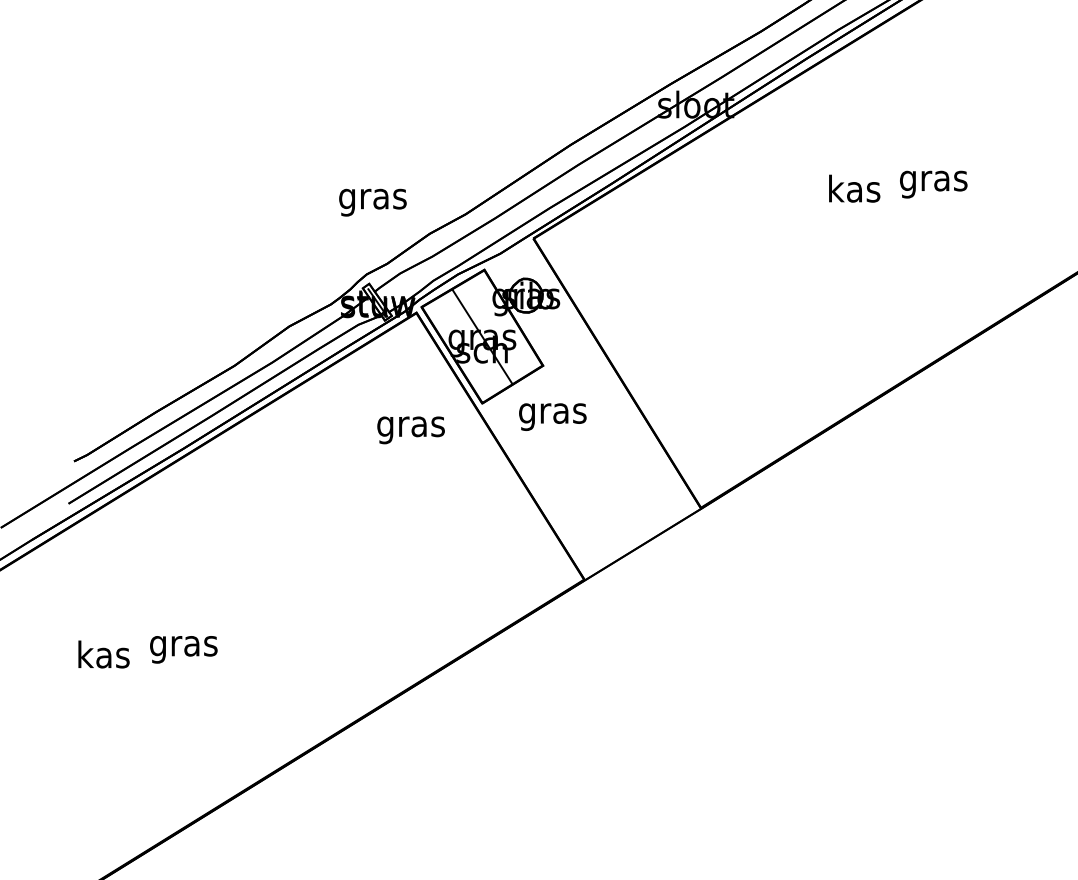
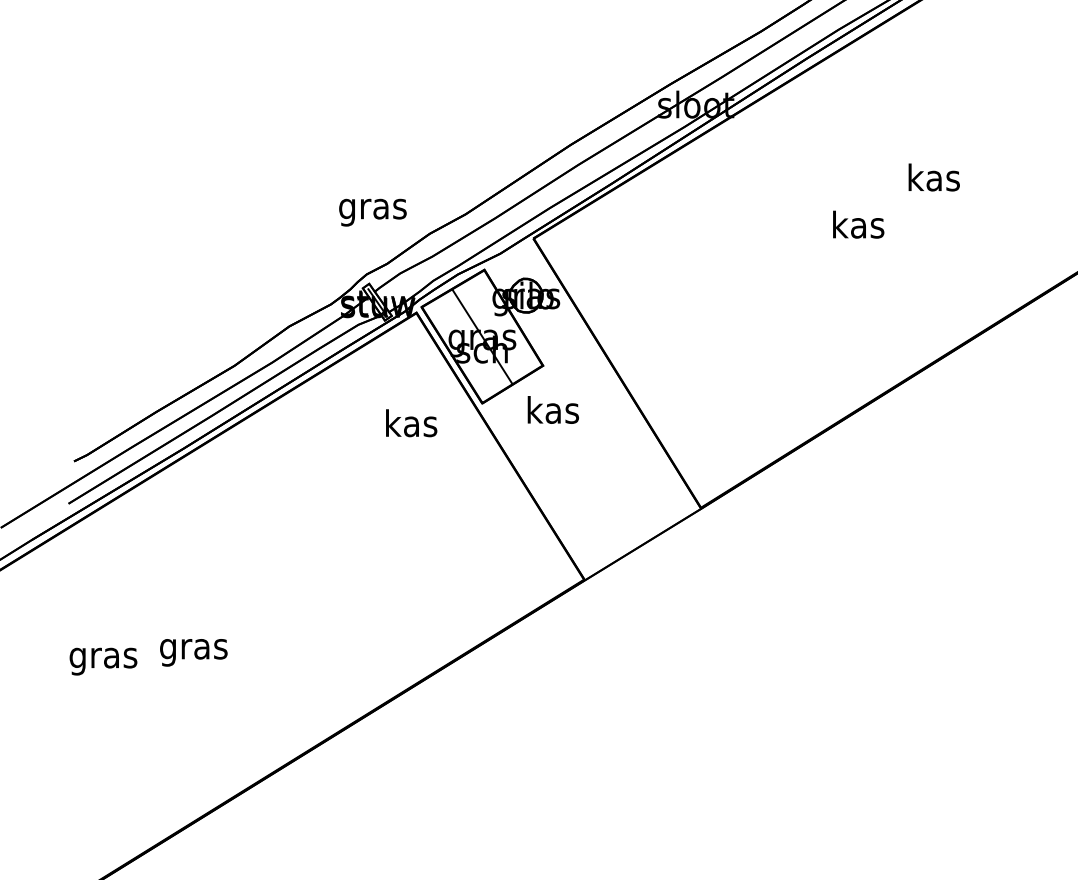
text: gras -> kas (933, 180)
text position: (854, 188) -> (858, 224) (858, 224)
text position: (372, 202) -> (372, 212) (372, 212)
text: gras -> kas (552, 413)
text: gras -> kas (410, 426)
text position: (183, 649) -> (193, 652) (193, 652)
text: kas -> gras (103, 657)
